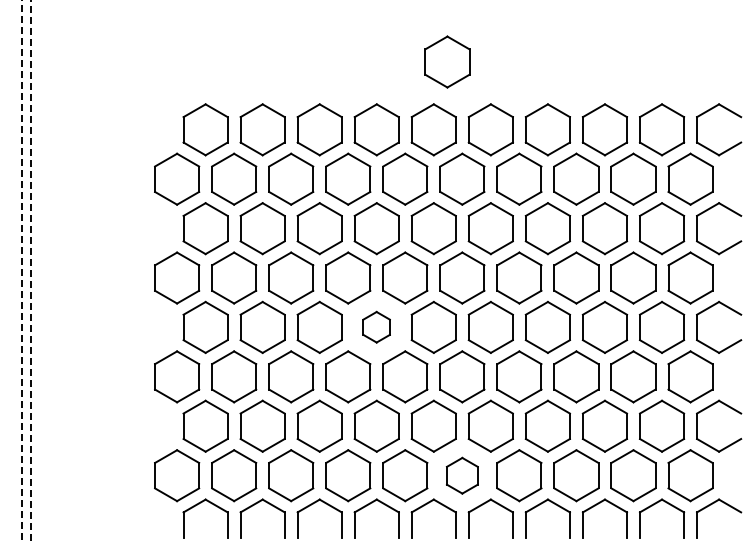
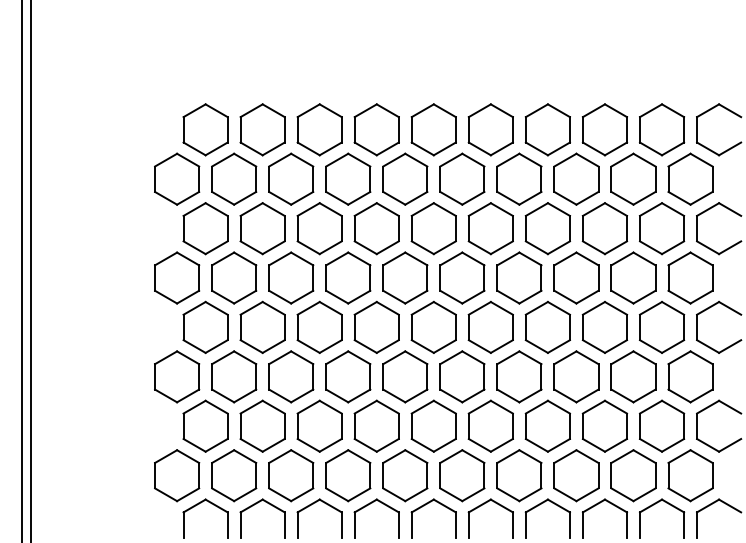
part: present -> none (447, 61)
line: dashed -> solid (22, 271)
line: dashed -> solid (31, 271)
part size: 29x34 px -> 47x54 px (376, 326)
part size: 34x39 px -> 47x54 px (462, 475)
